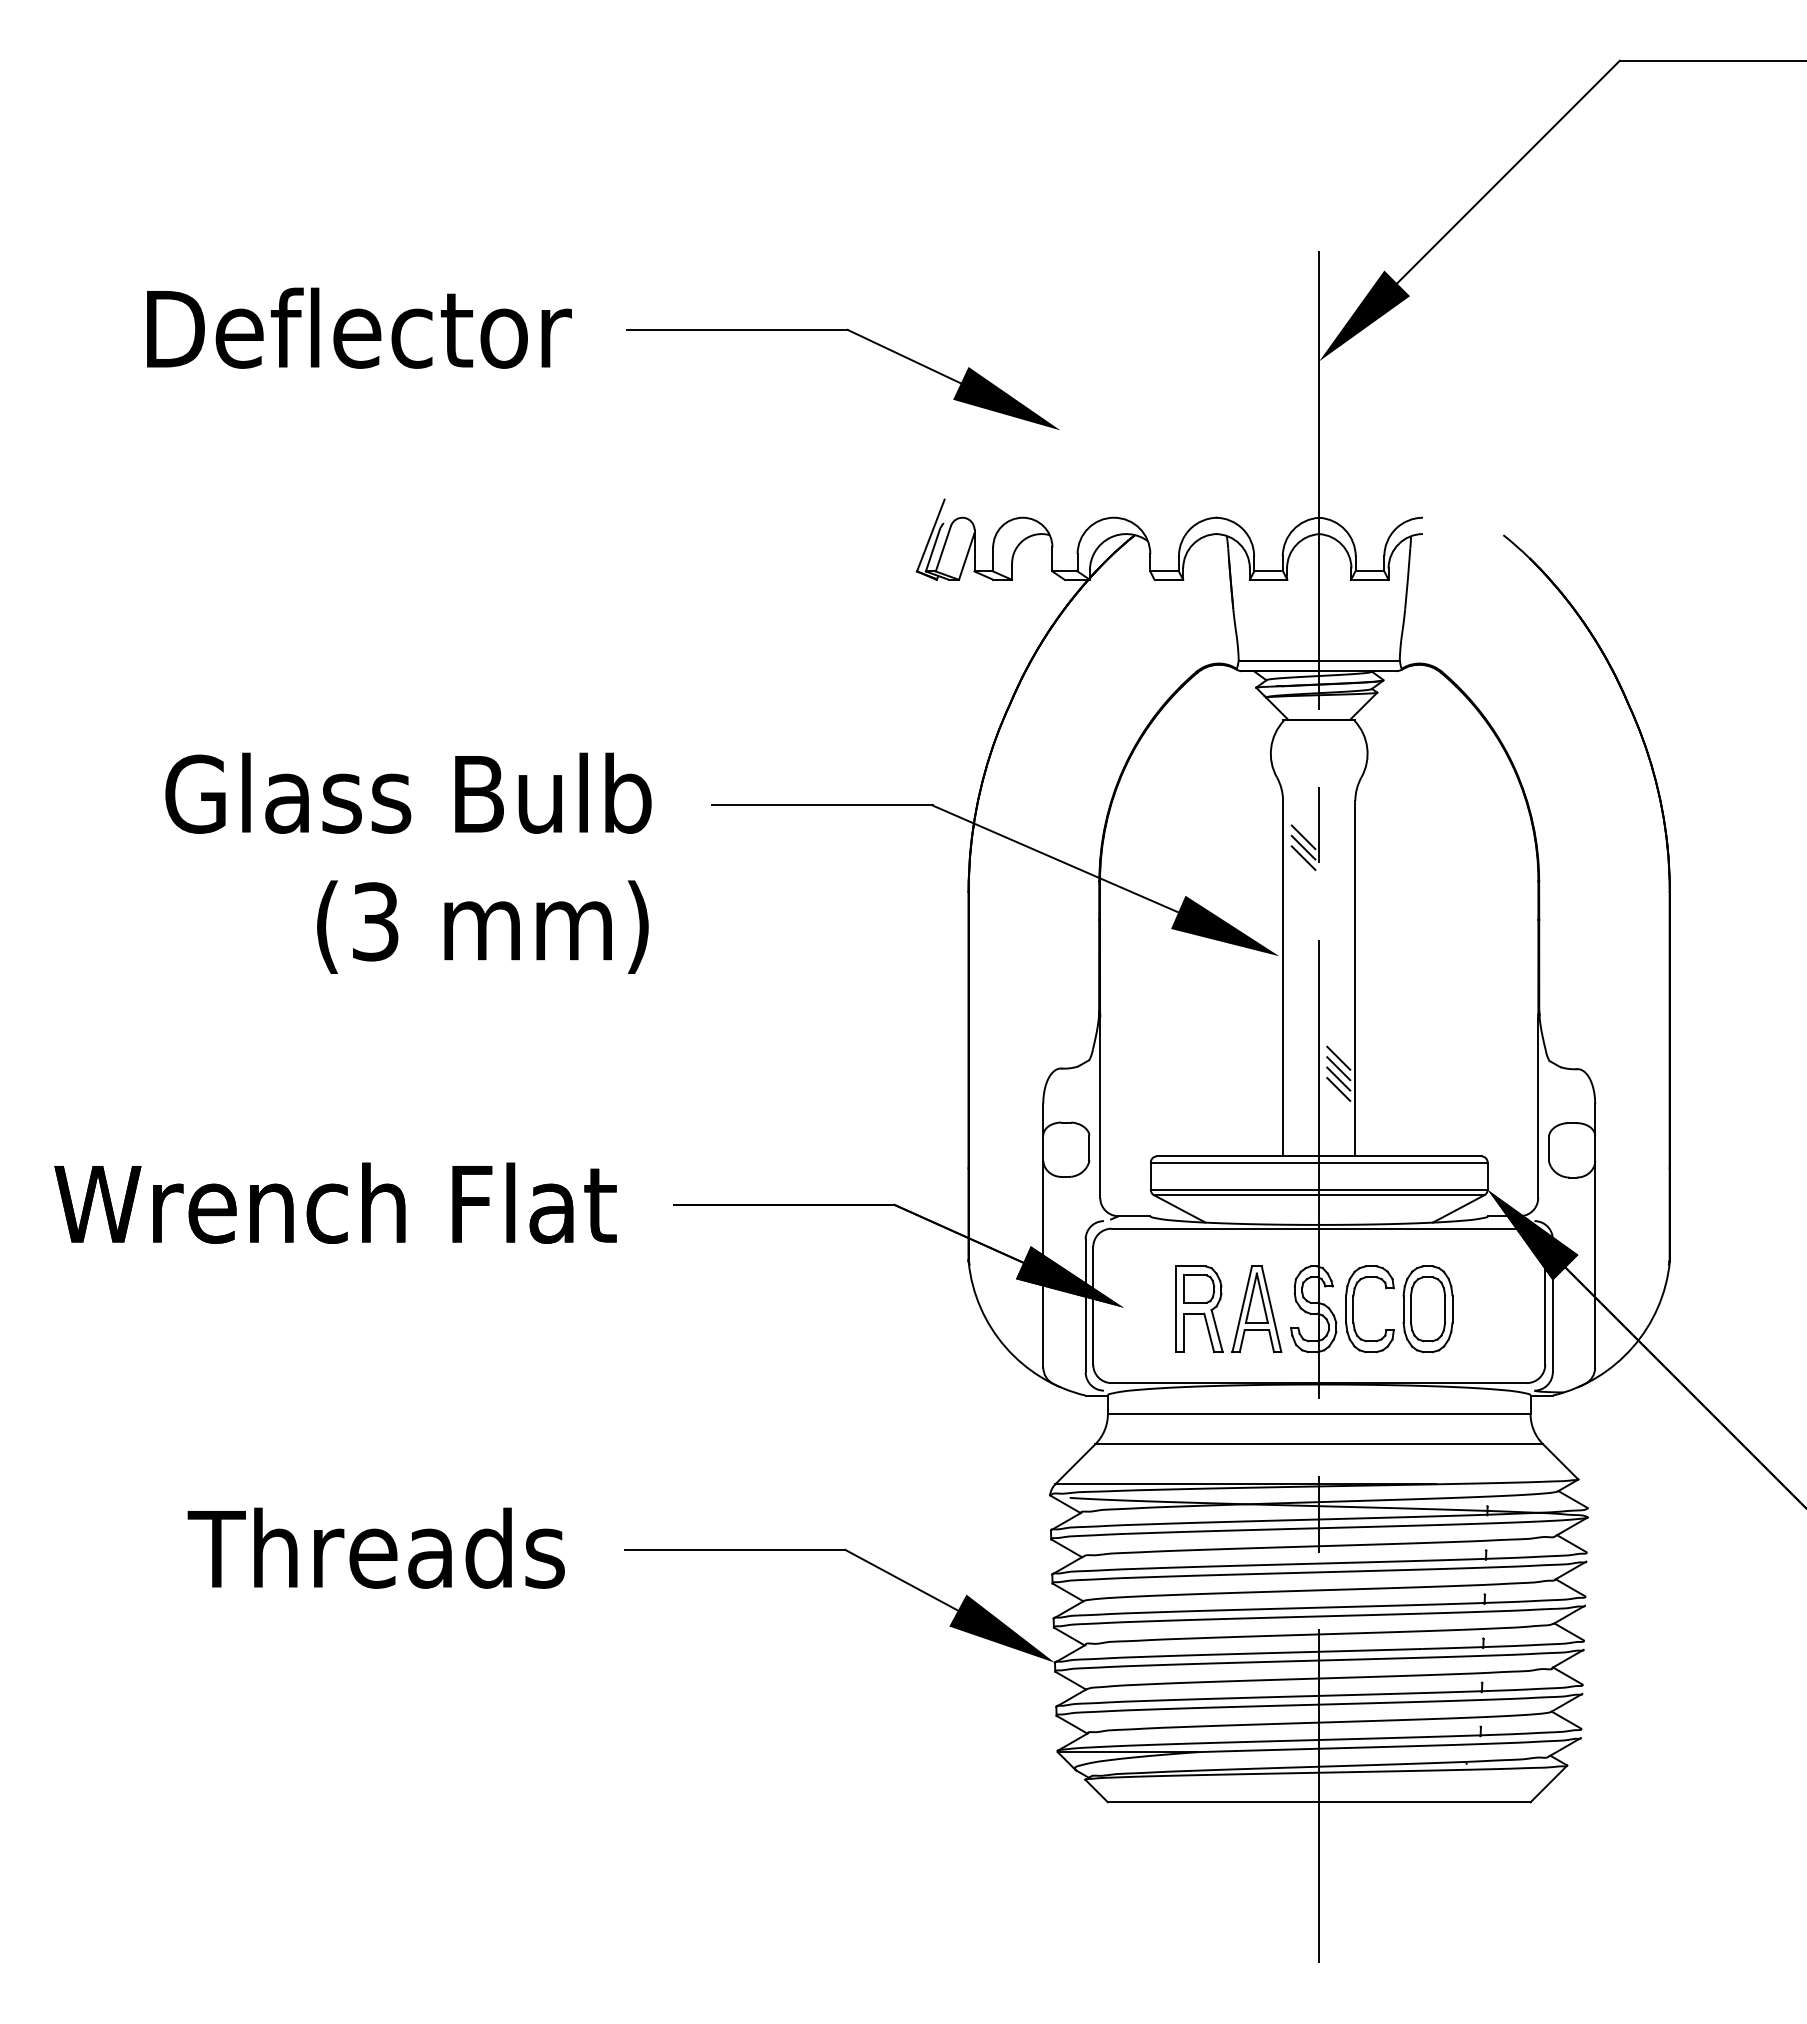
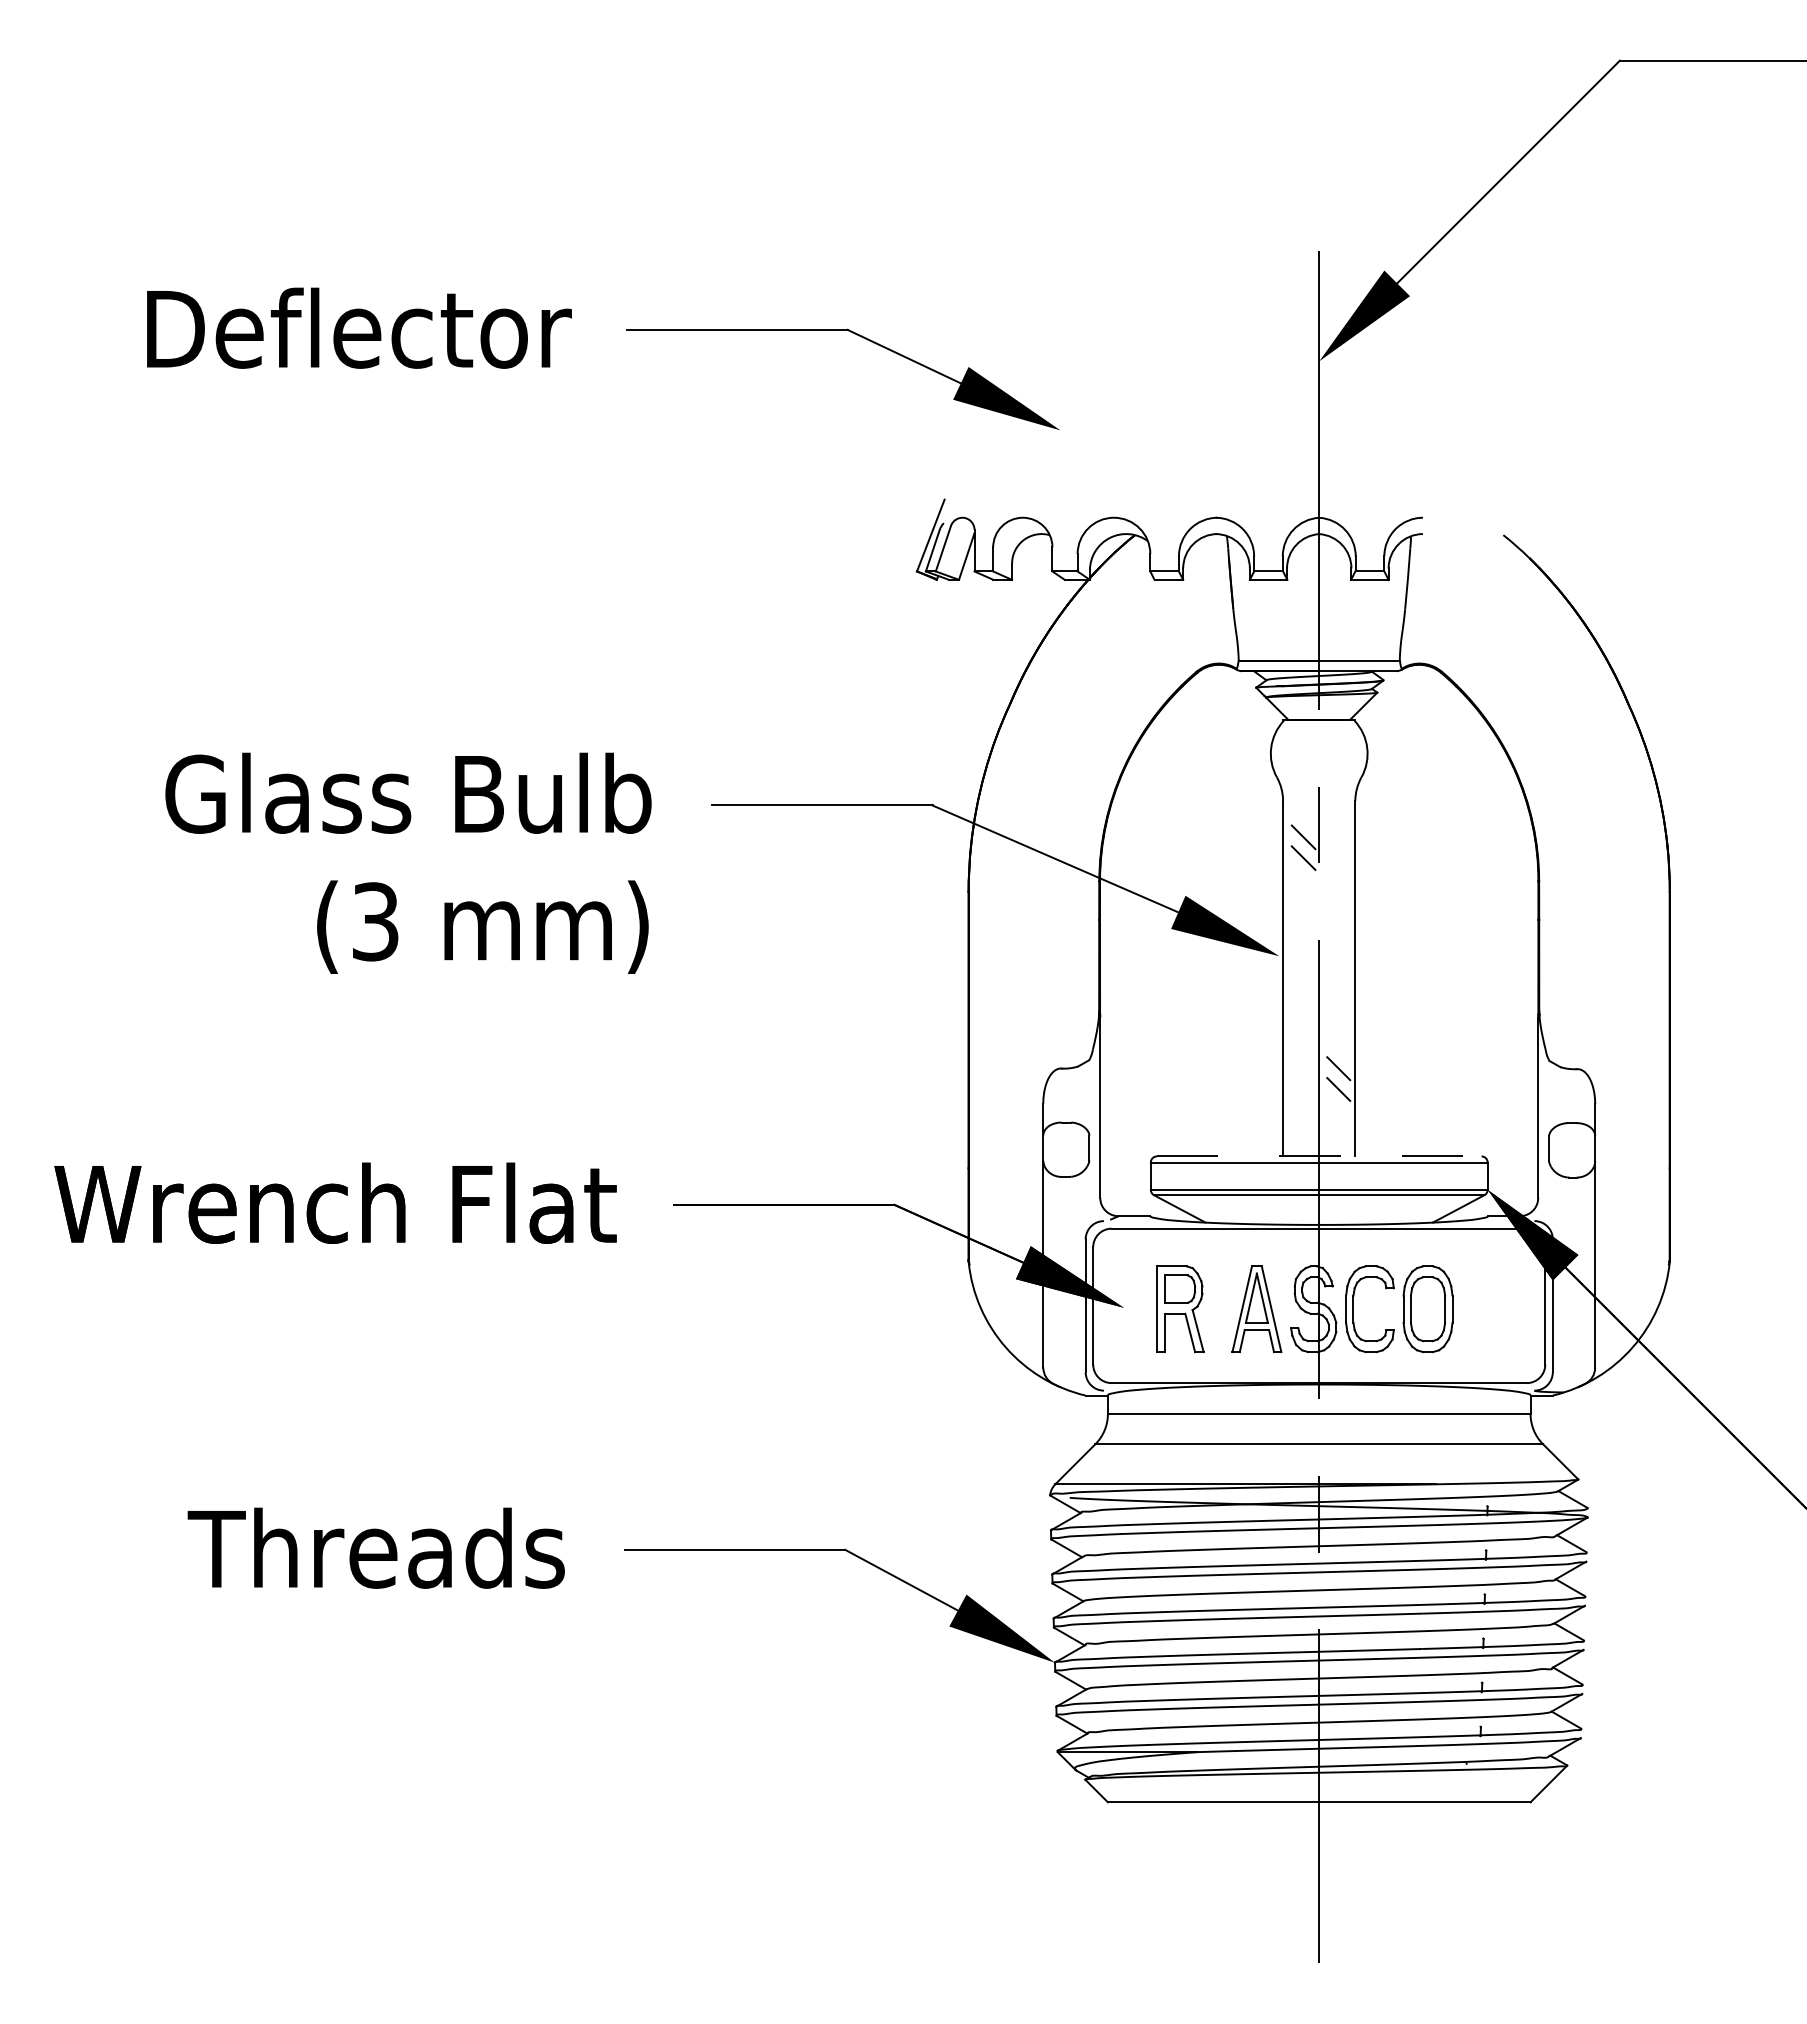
line: present -> none (1303, 847)
line: present -> none (1338, 1057)
line: present -> none (1338, 1078)
line: solid -> dashed (1319, 1156)
part position: (1199, 1309) -> (1180, 1309) (1180, 1309)
